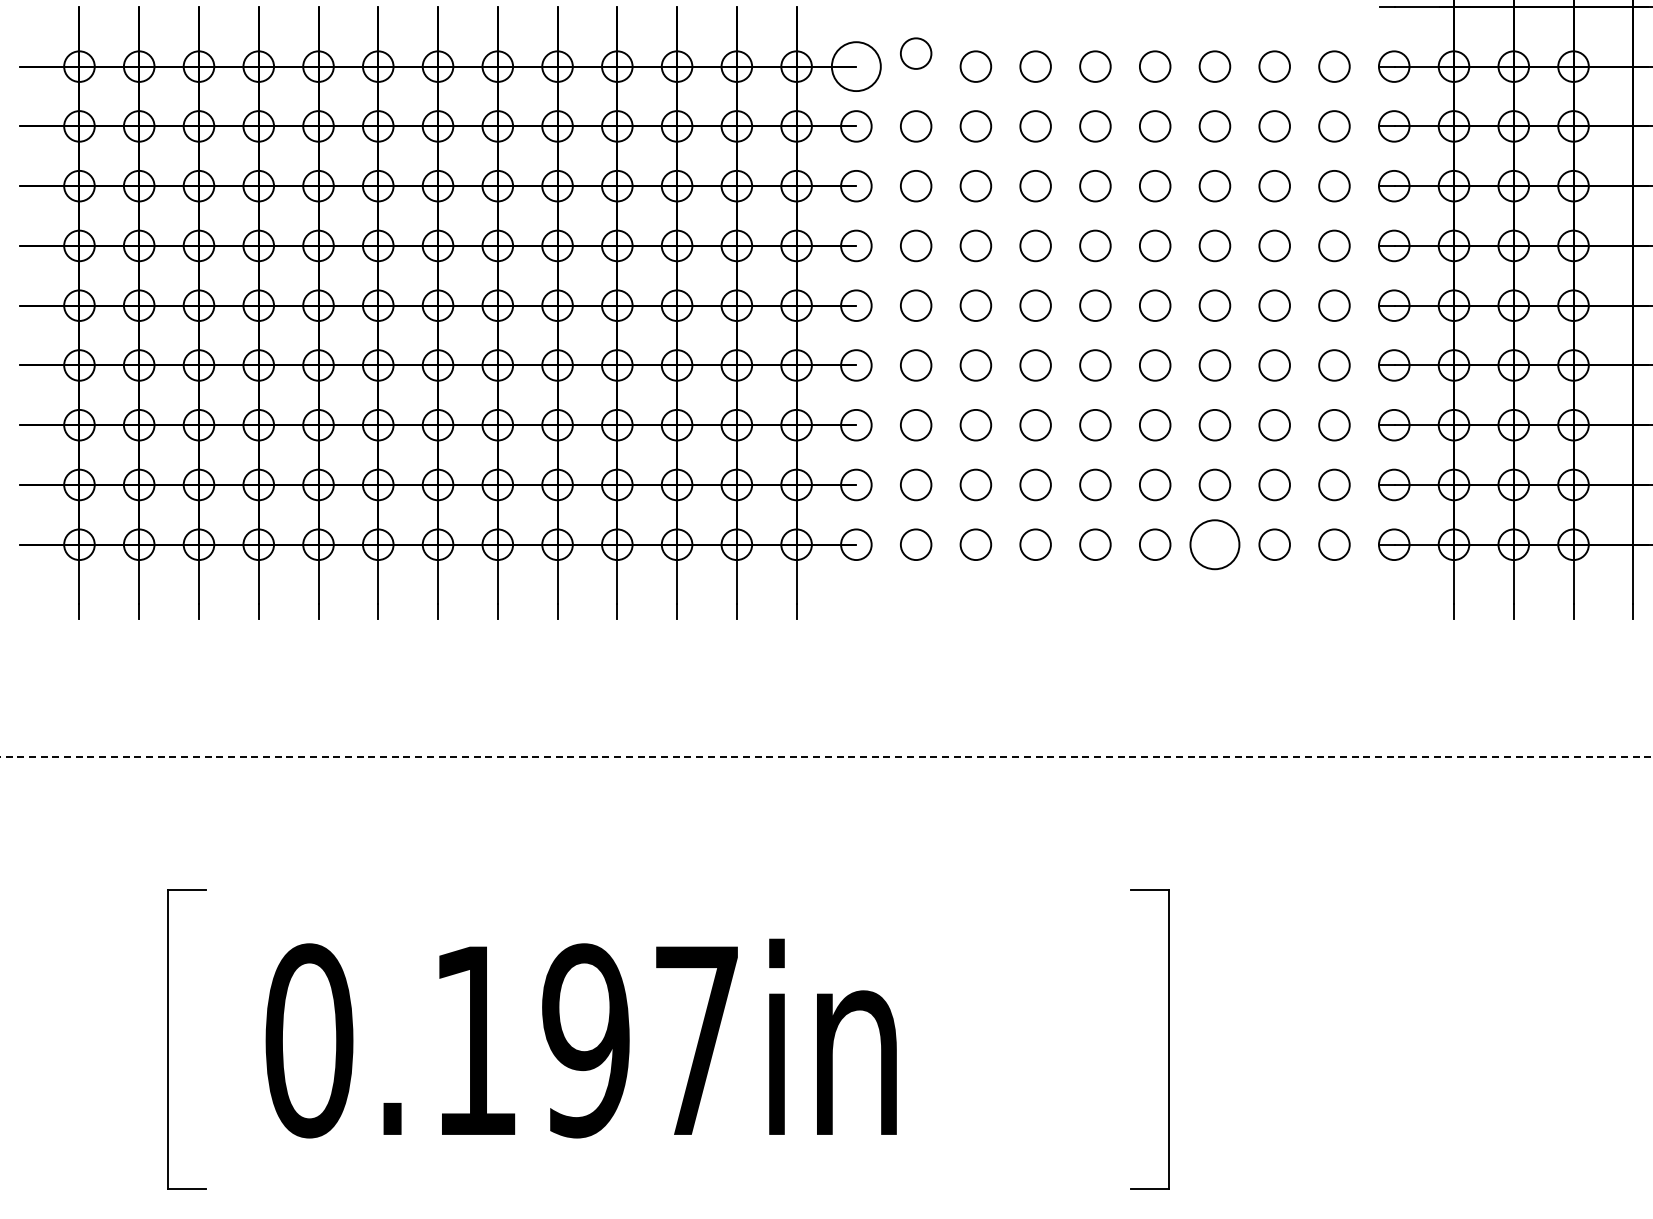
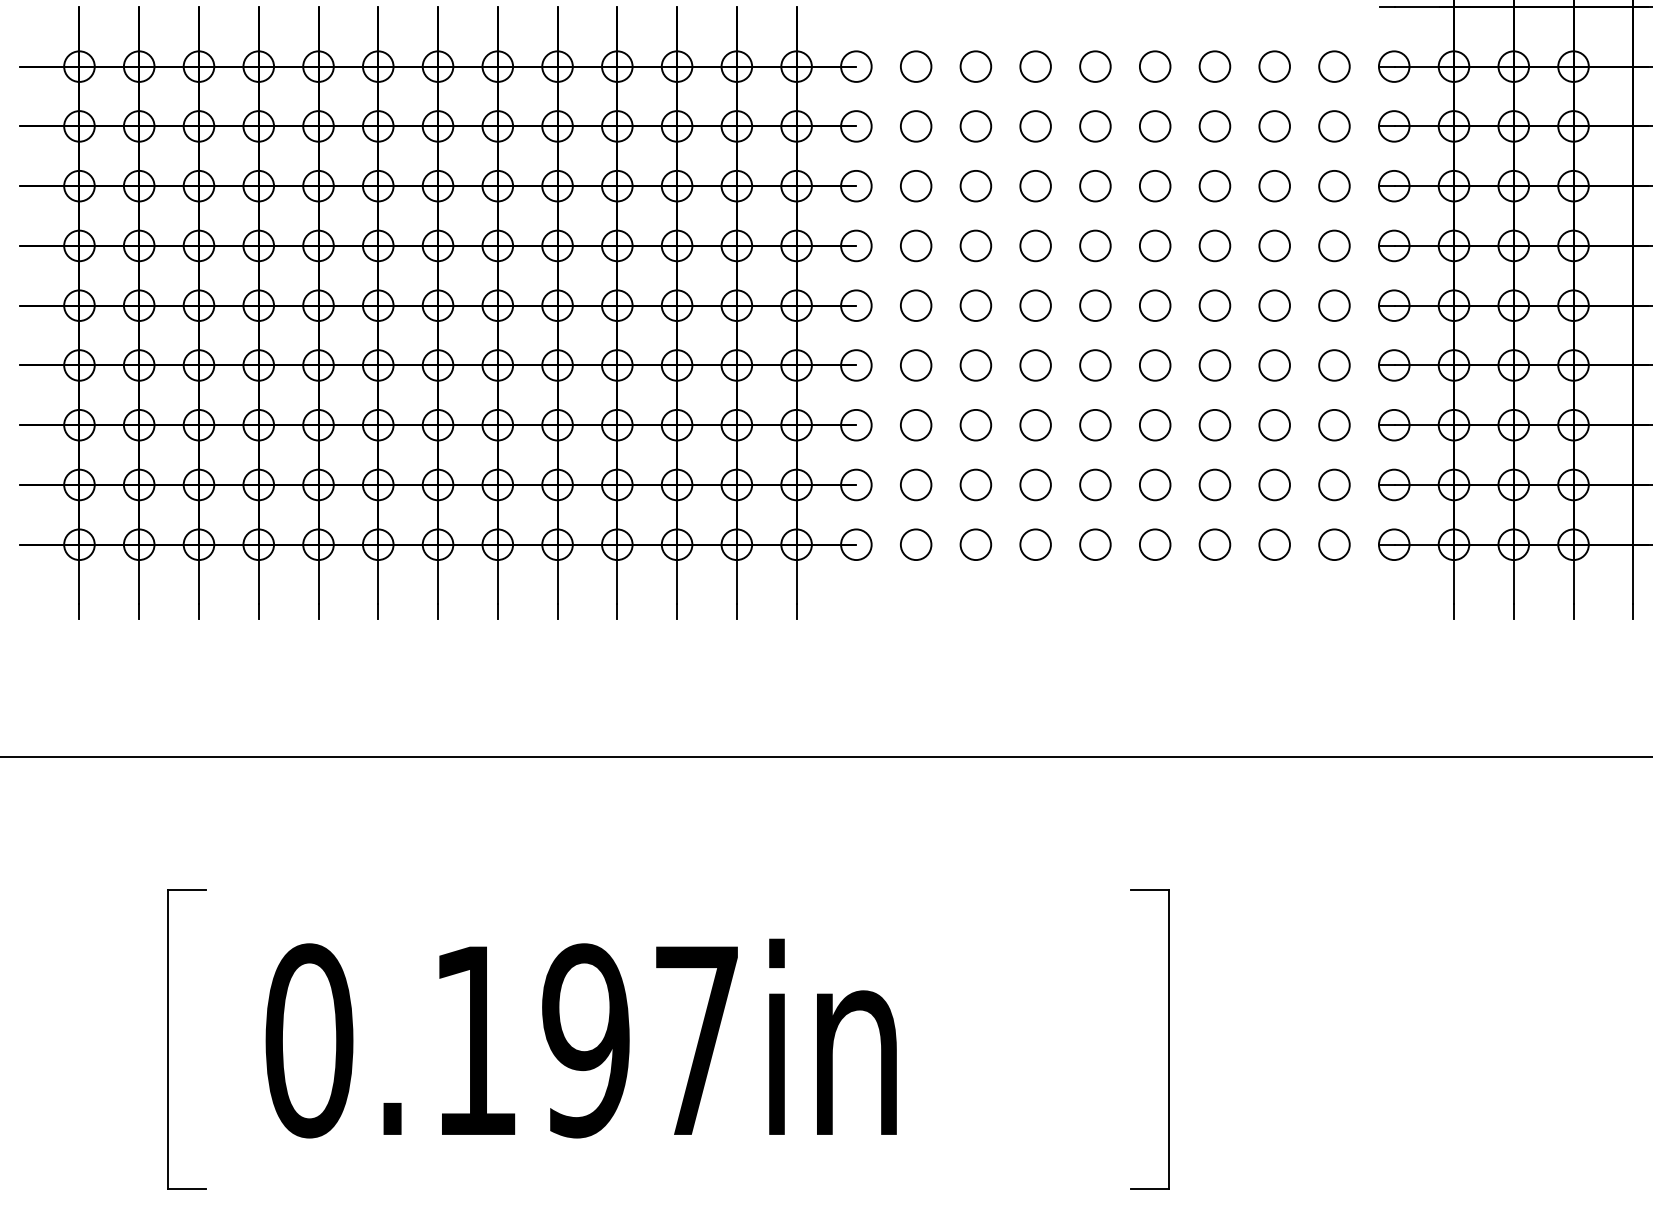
circle position: (916, 53) -> (916, 66) (916, 66)
circle diameter: 49 px -> 31 px (856, 66)
circle diameter: 49 px -> 31 px (1214, 544)
line: dashed -> solid (826, 756)
